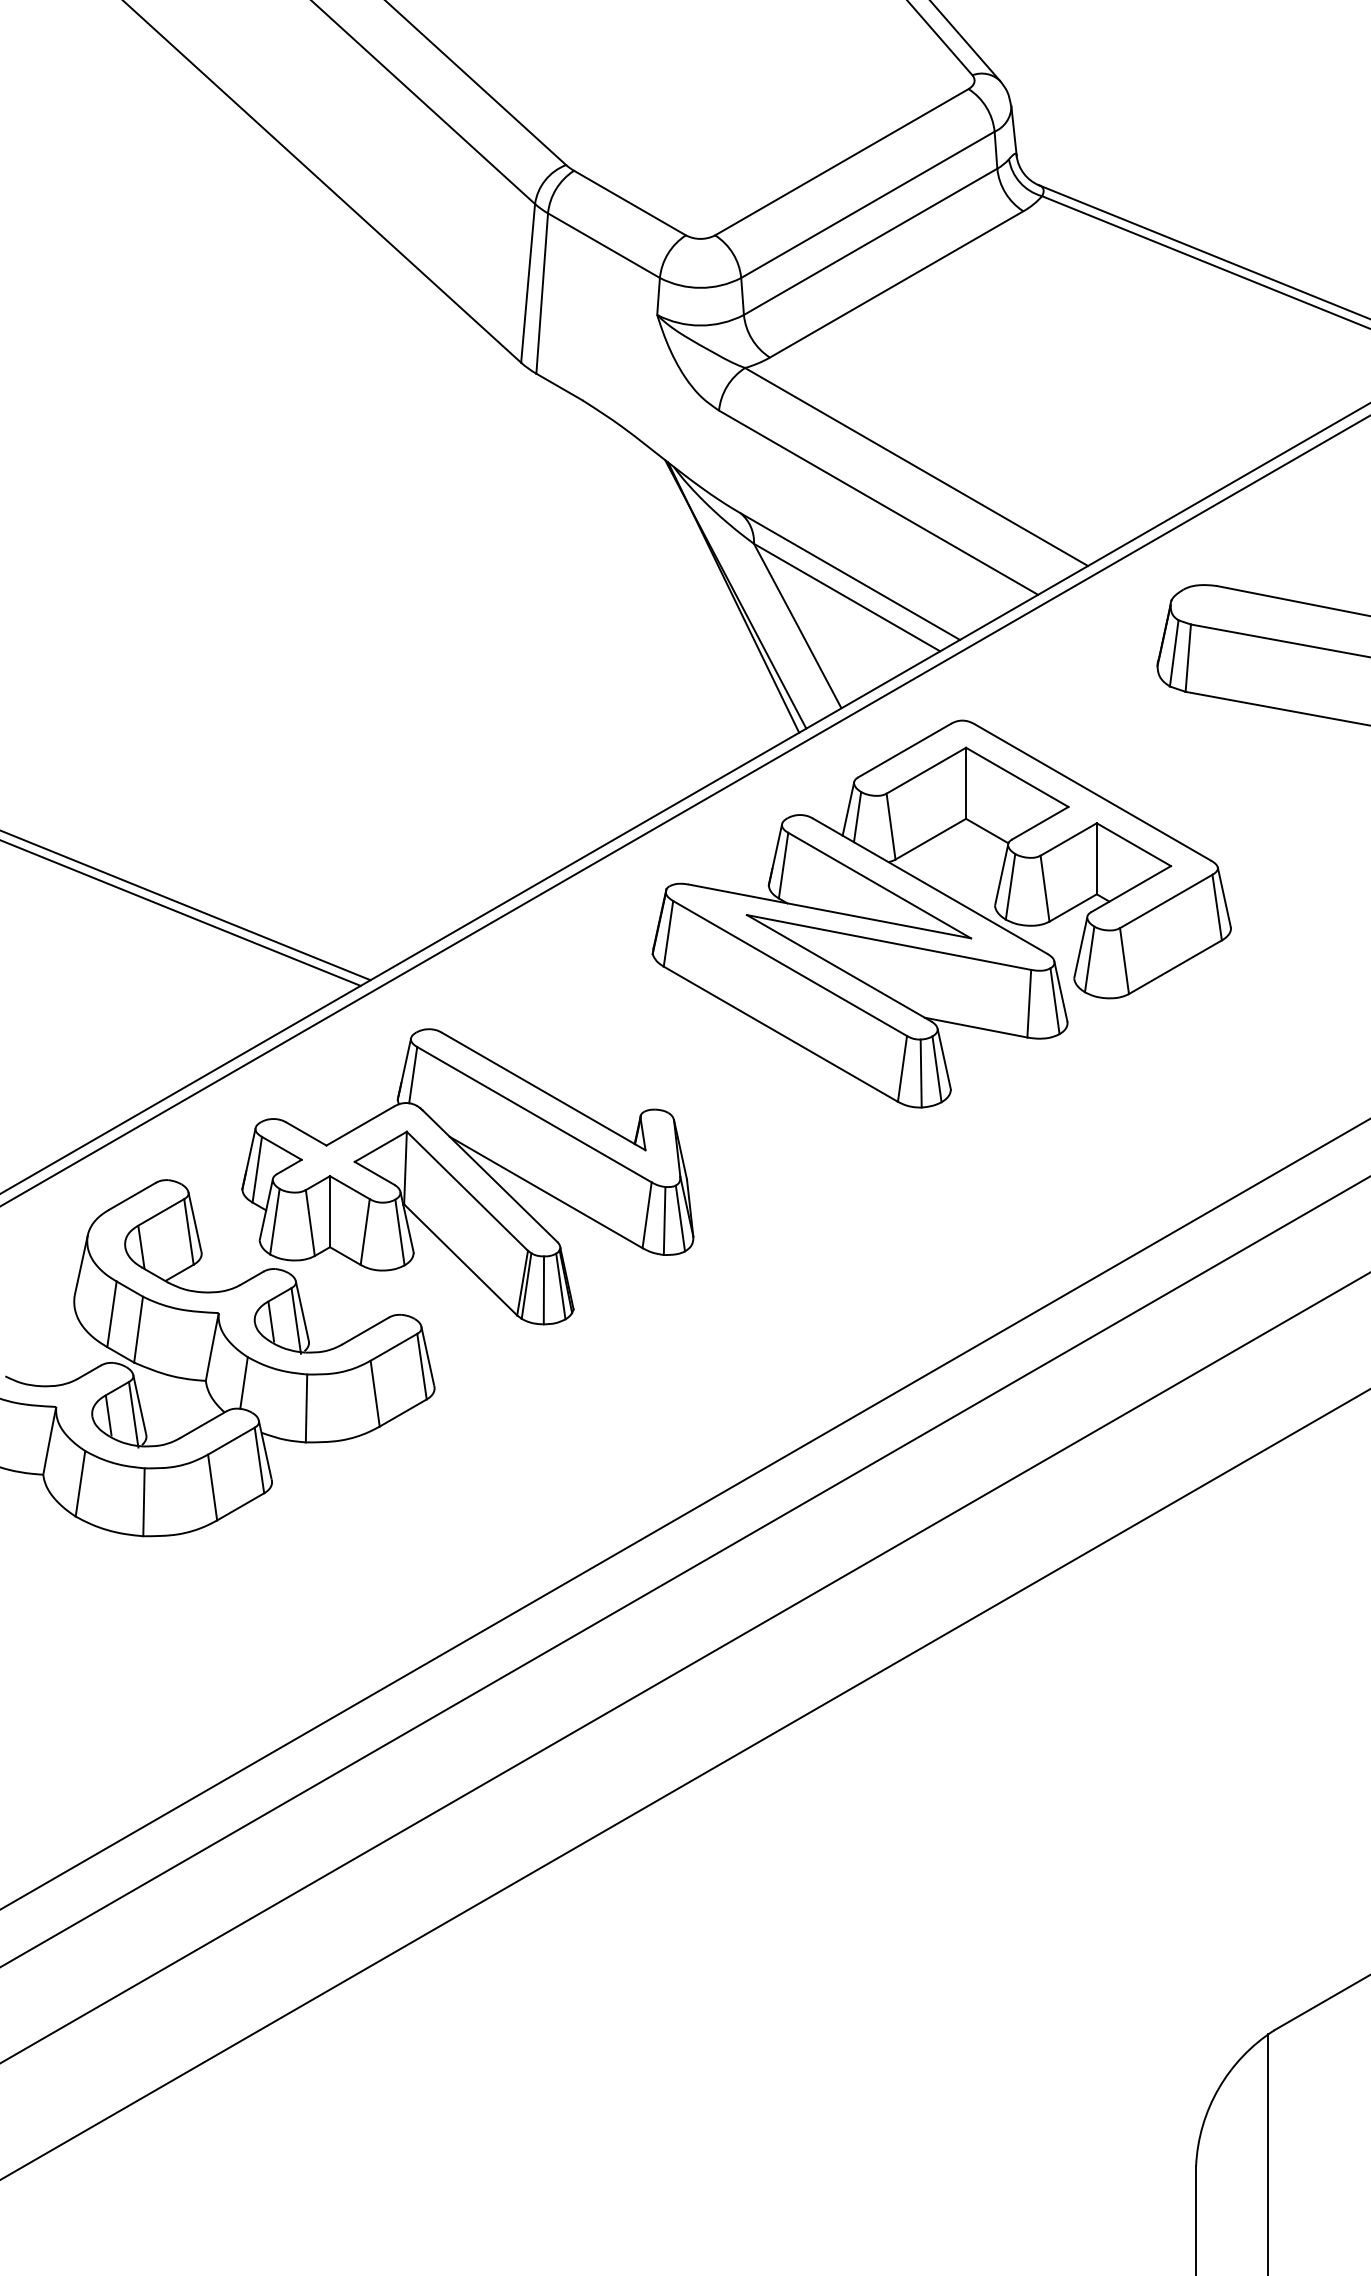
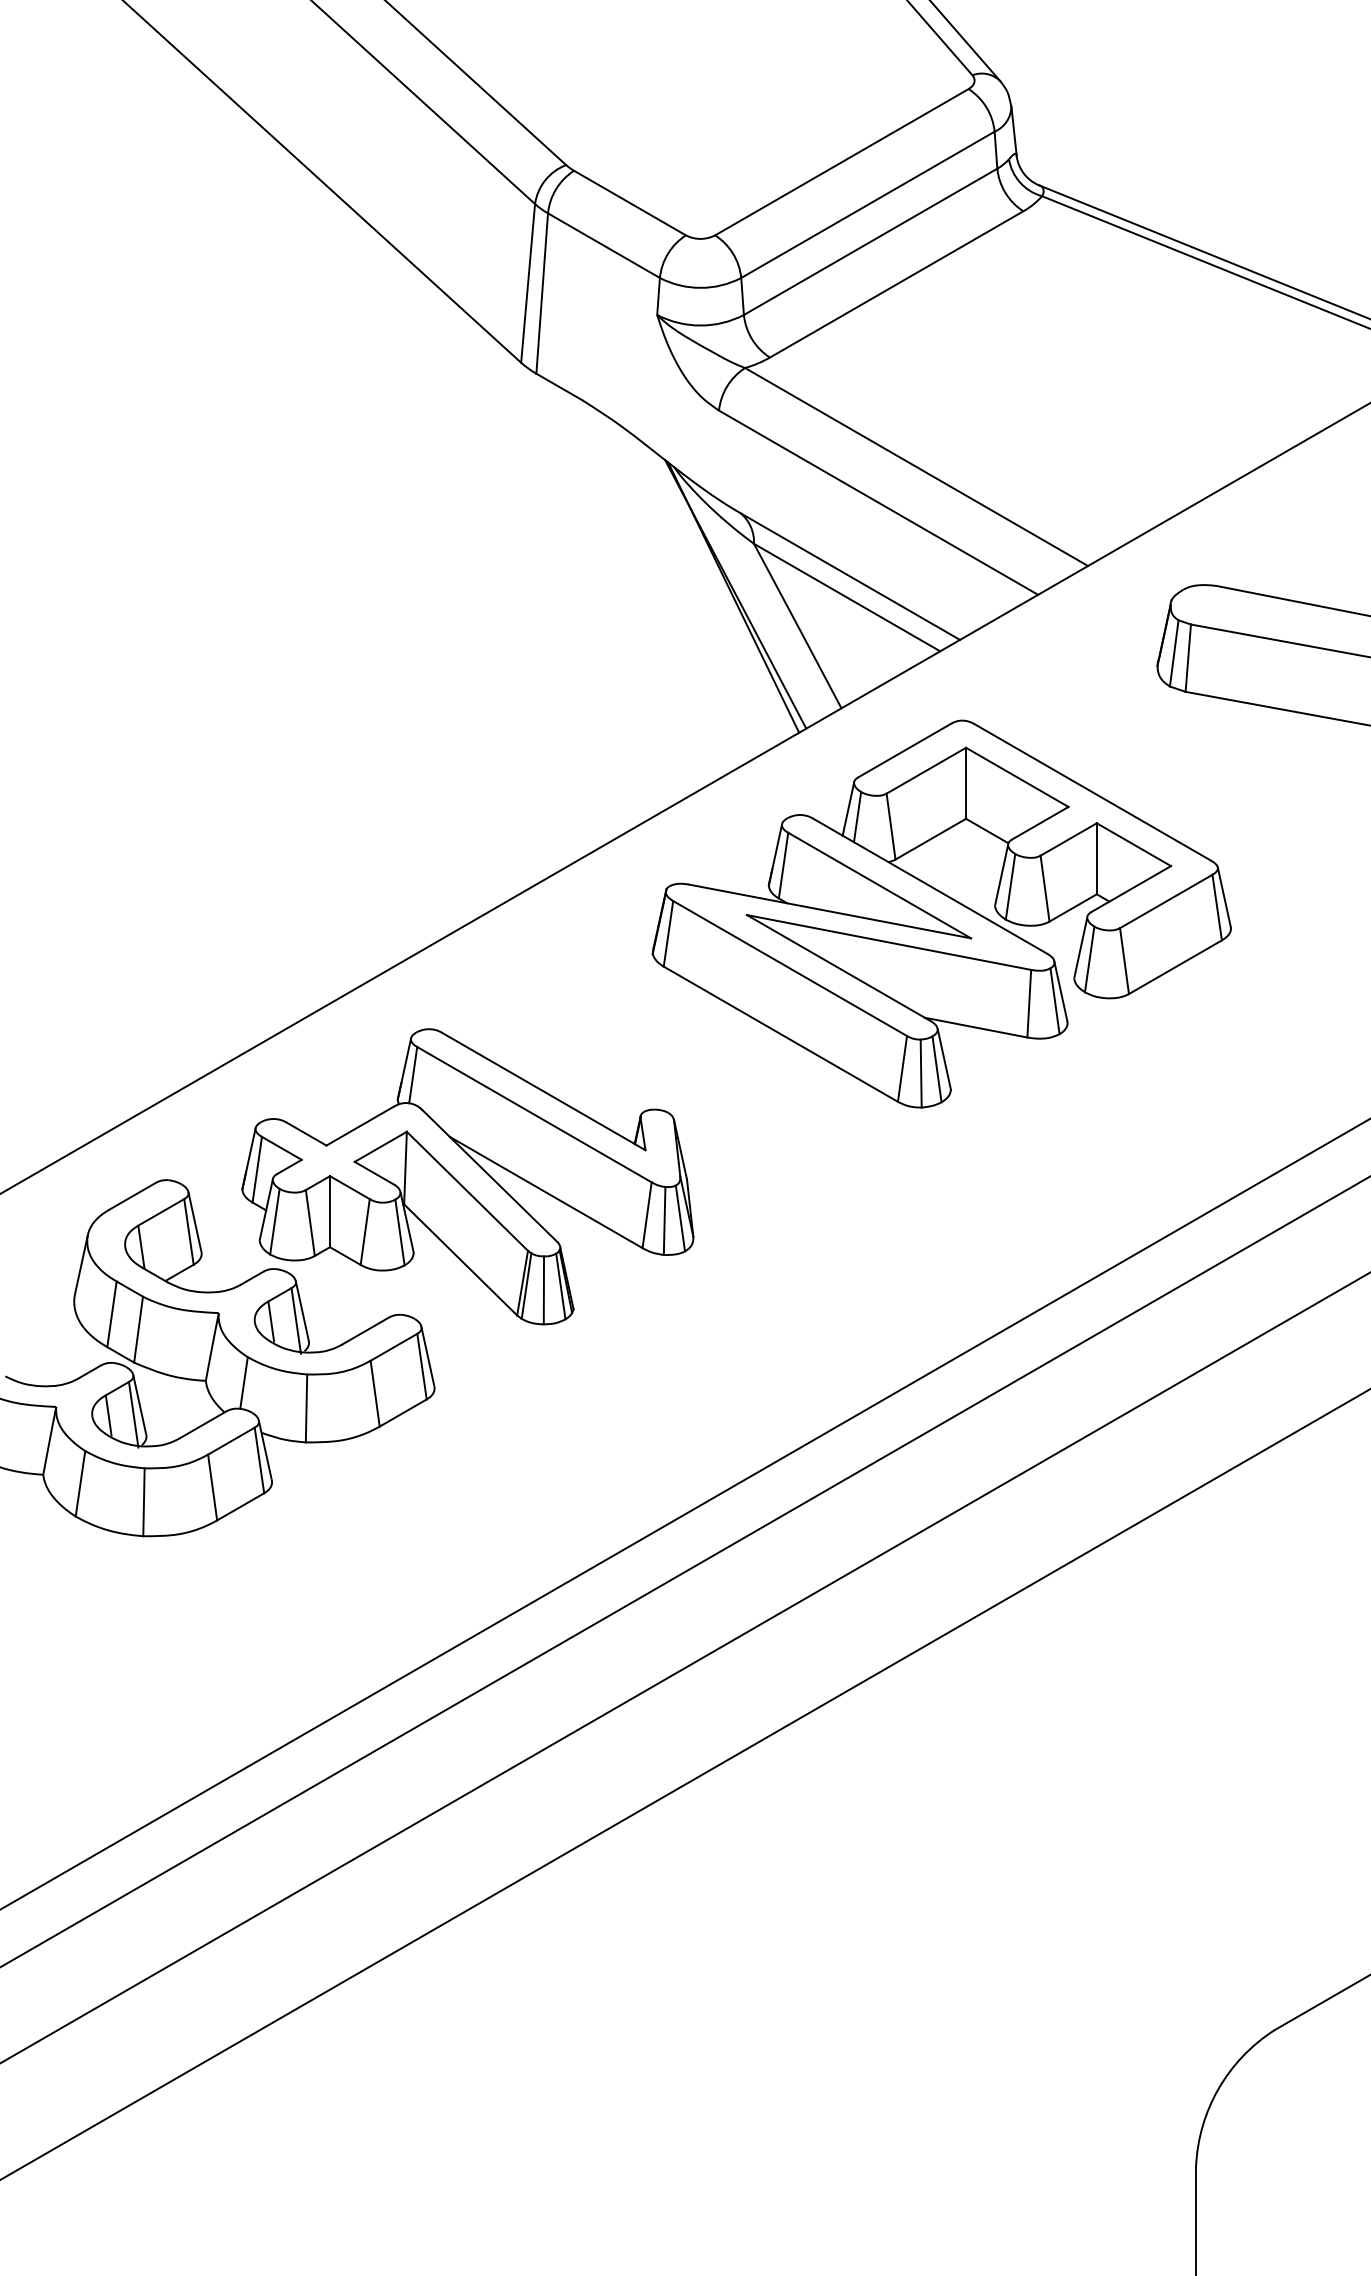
line: present -> none (684, 810)
line: present -> none (186, 905)
line: present -> none (181, 913)
line: present -> none (1268, 2153)
